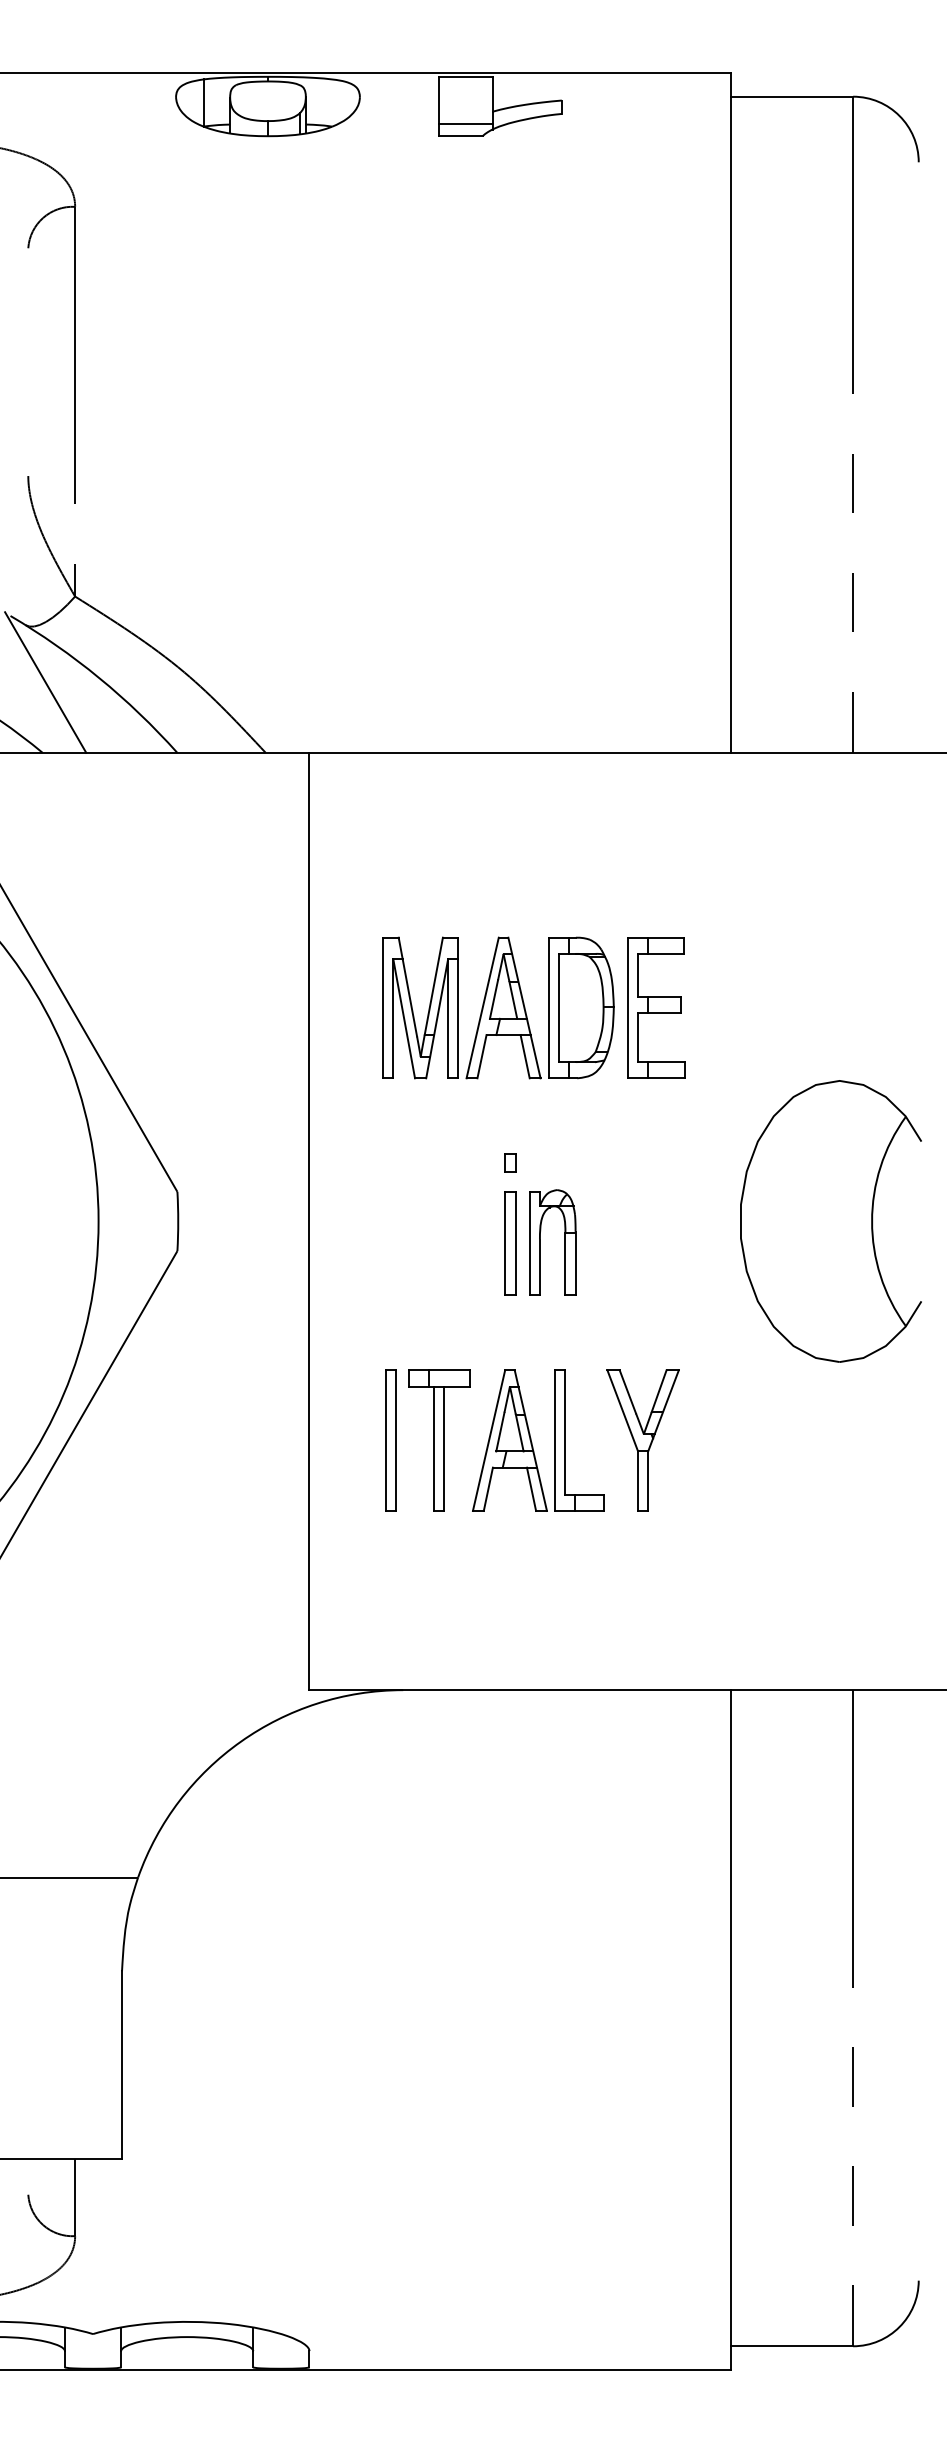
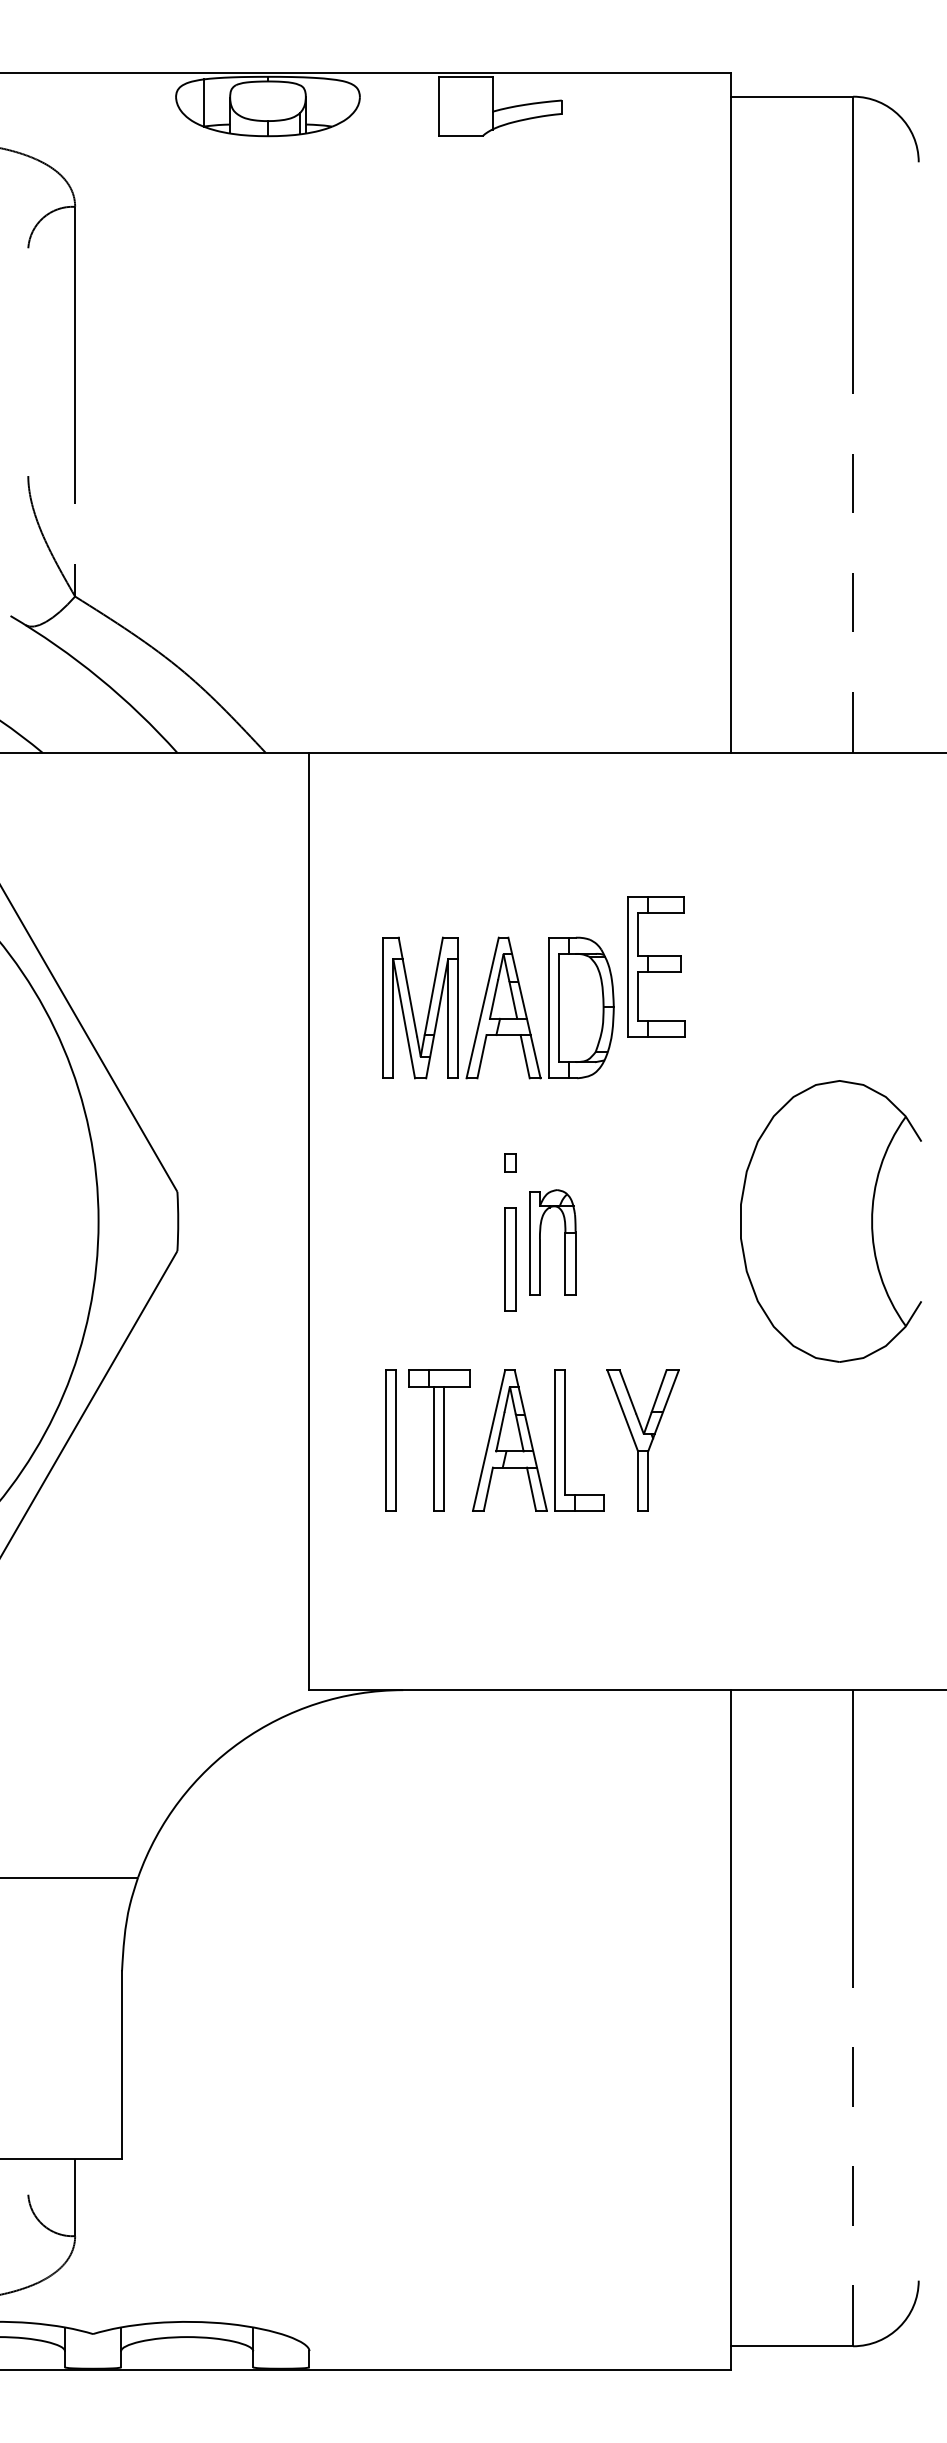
line: present -> none (466, 124)
line: present -> none (45, 682)
part position: (656, 1007) -> (656, 966) (656, 966)
part position: (510, 1243) -> (510, 1259) (510, 1259)
